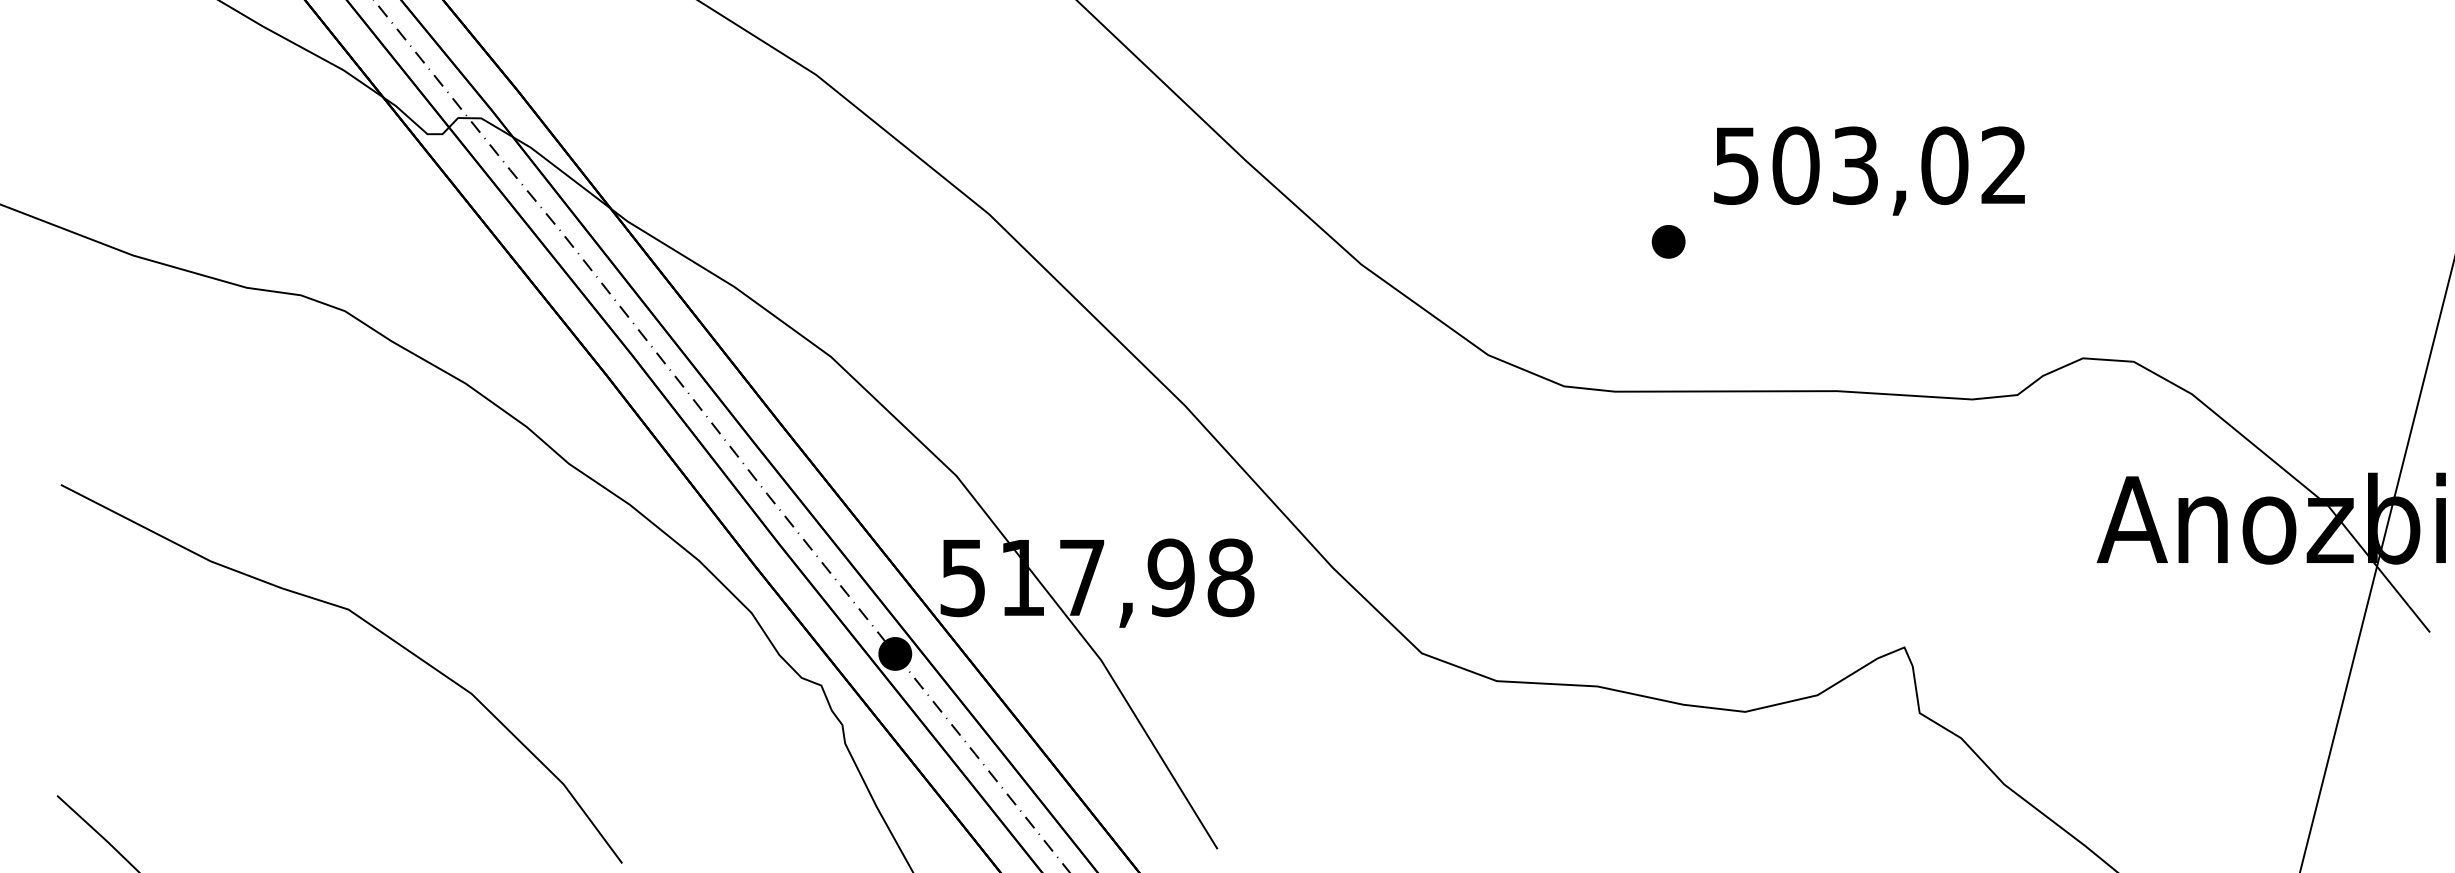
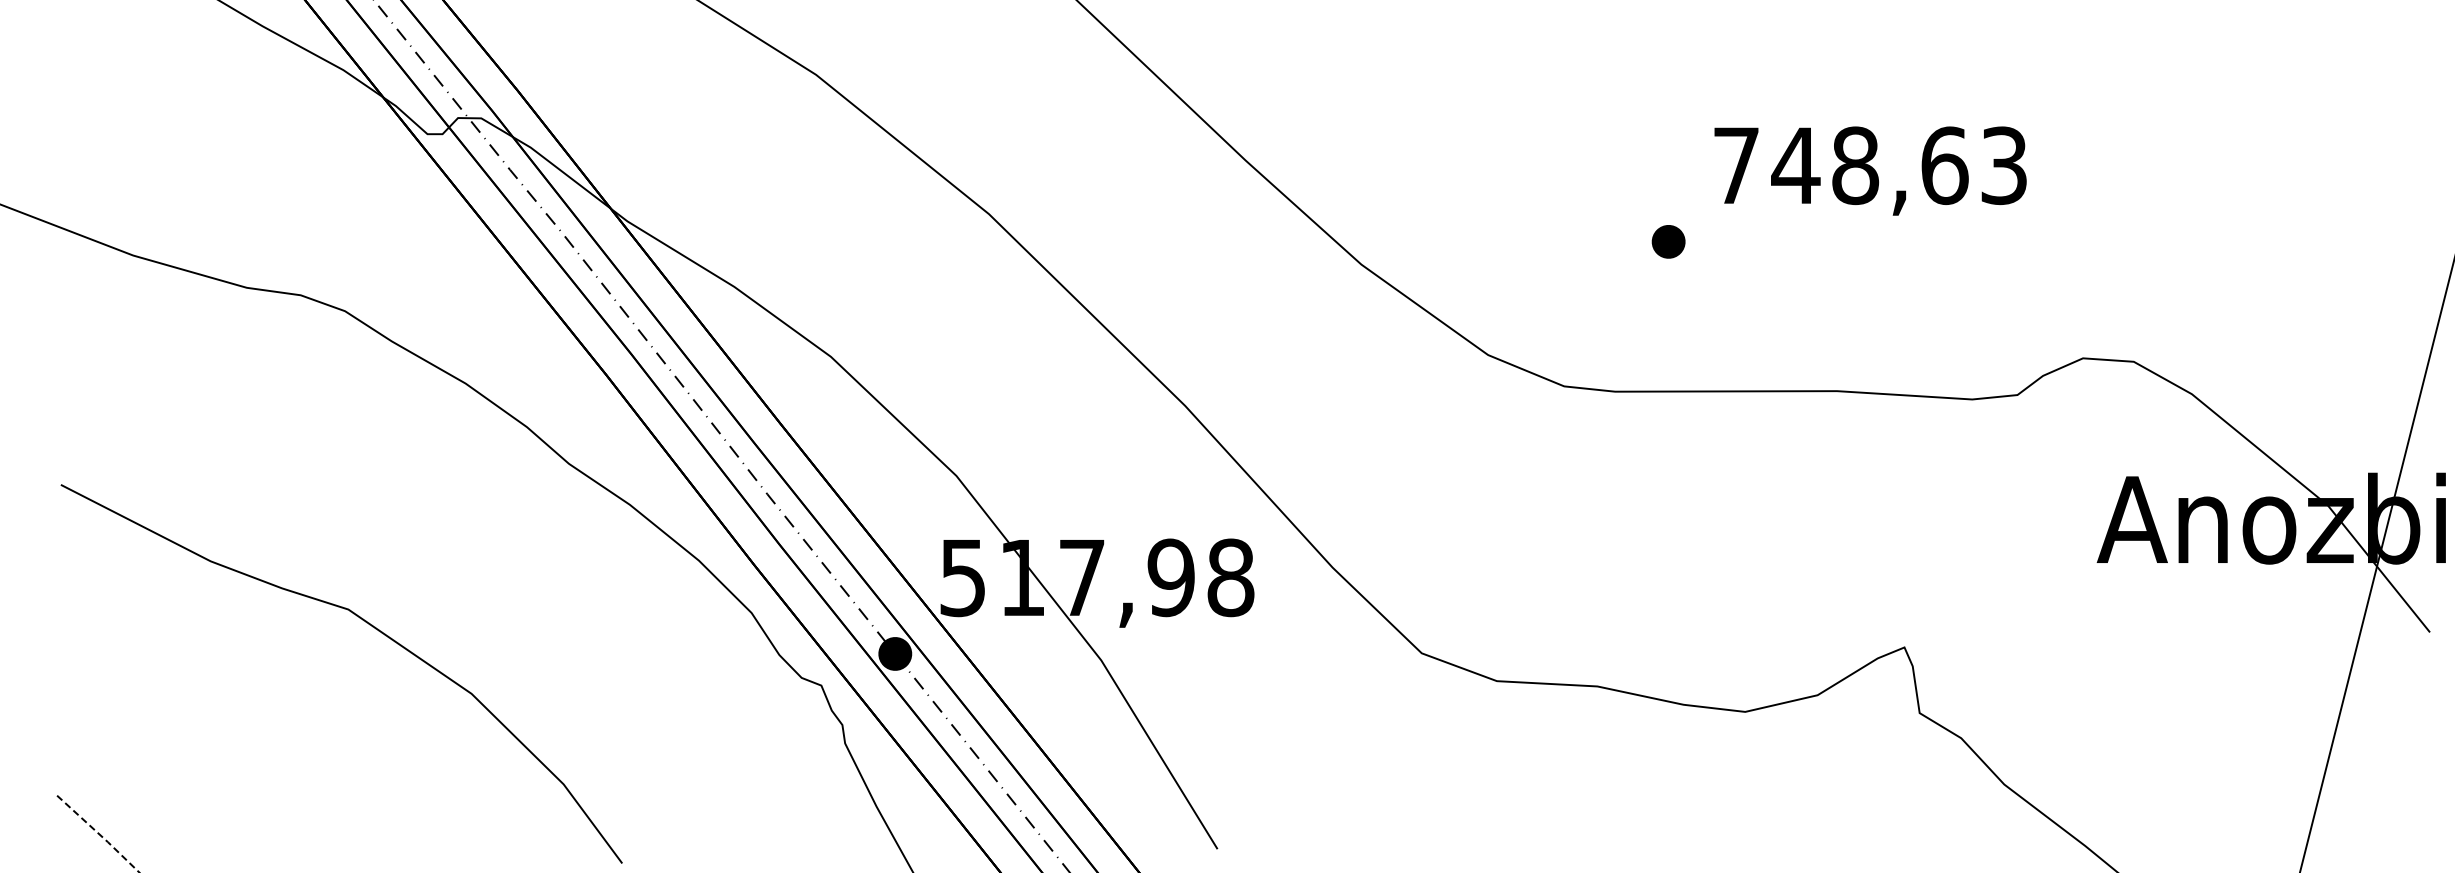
text: 503,02 -> 748,63 (1870, 165)
line: solid -> dashed (99, 834)
